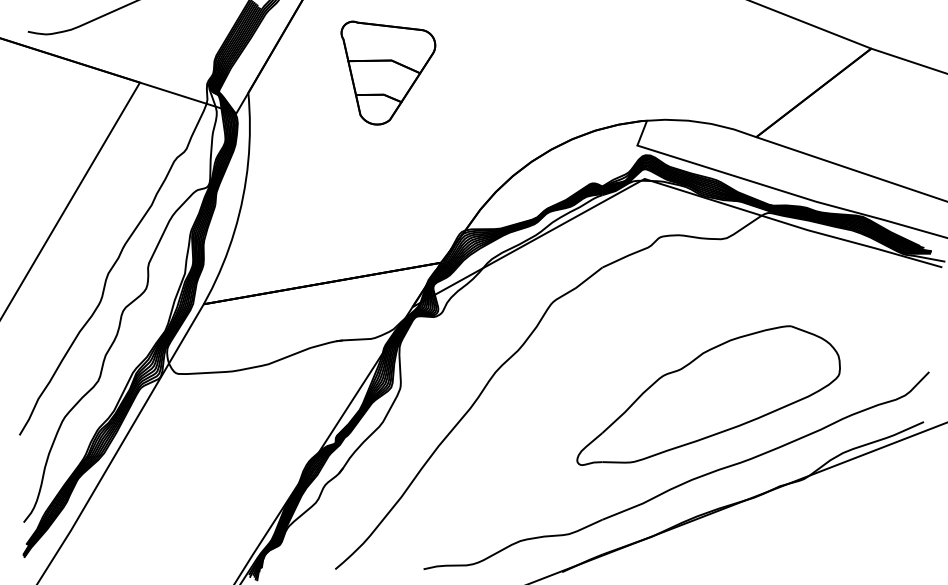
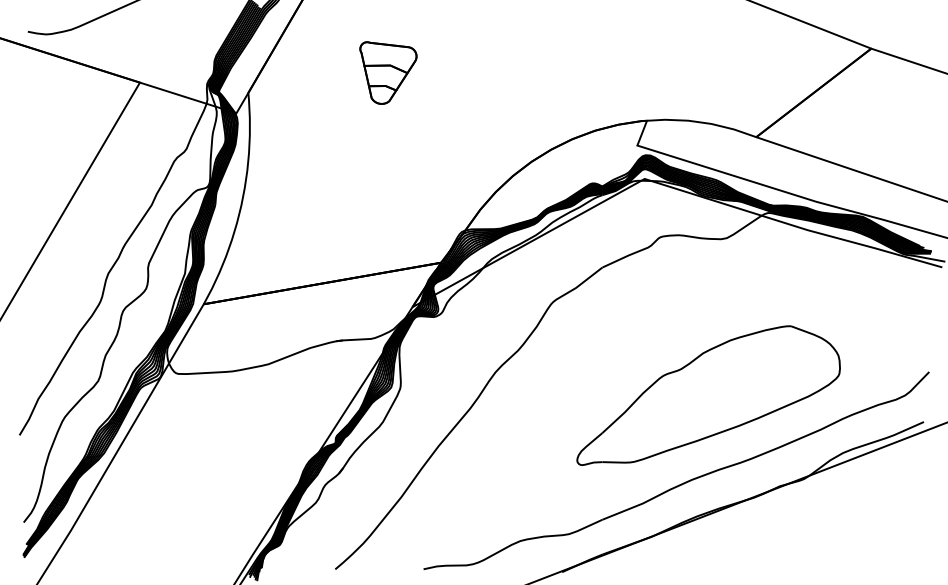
part size: 97x106 px -> 59x64 px (388, 72)
